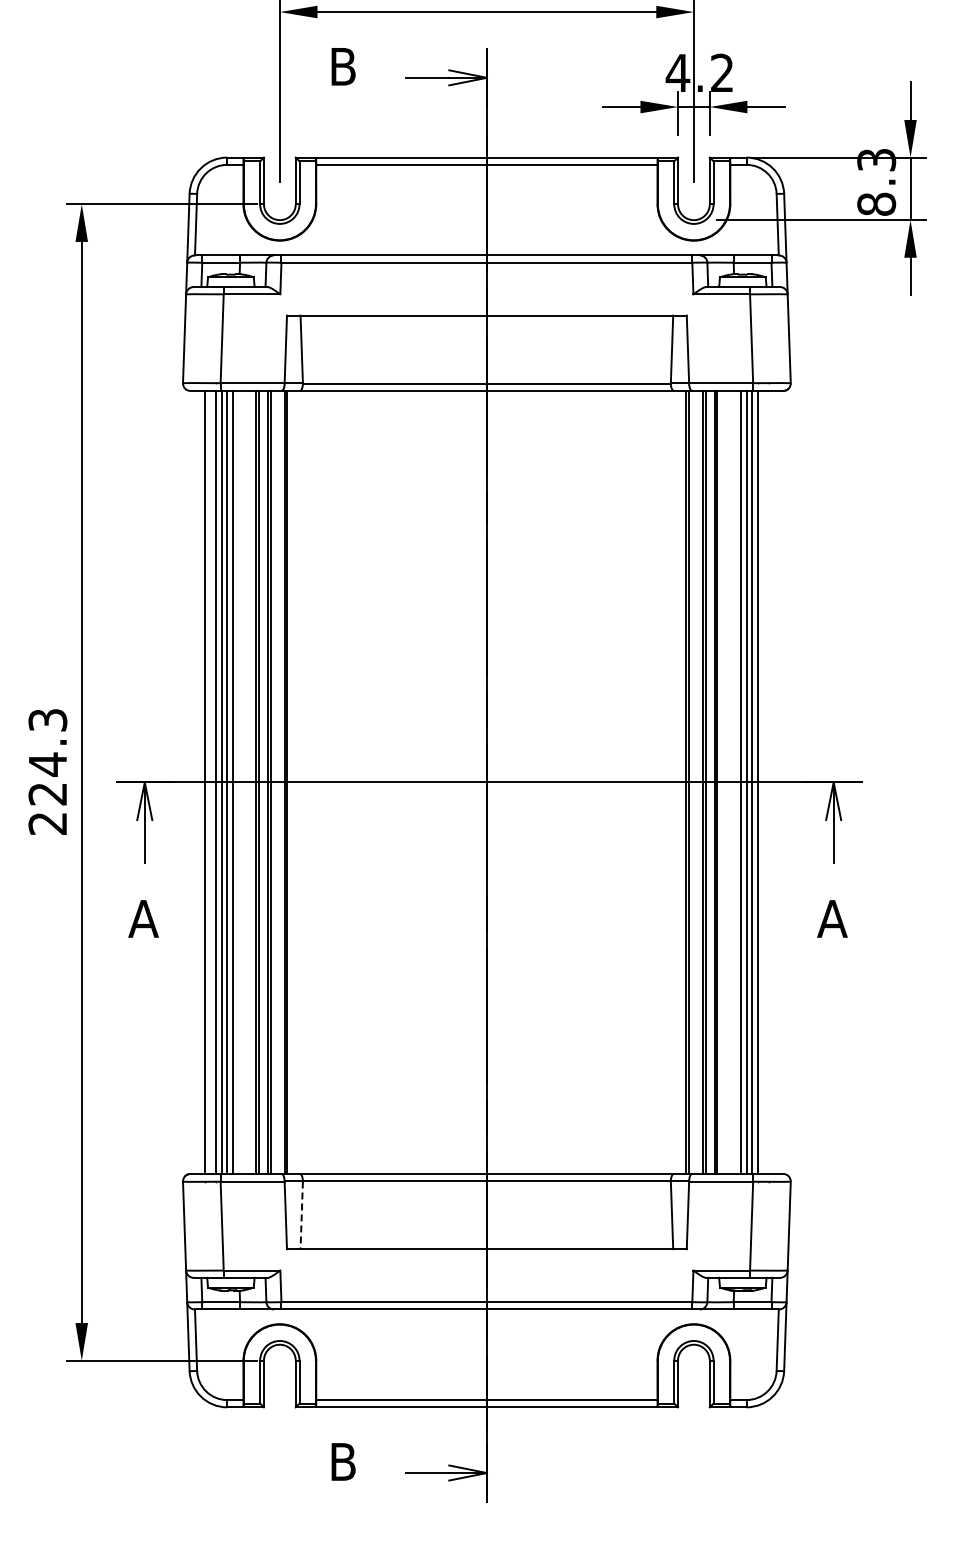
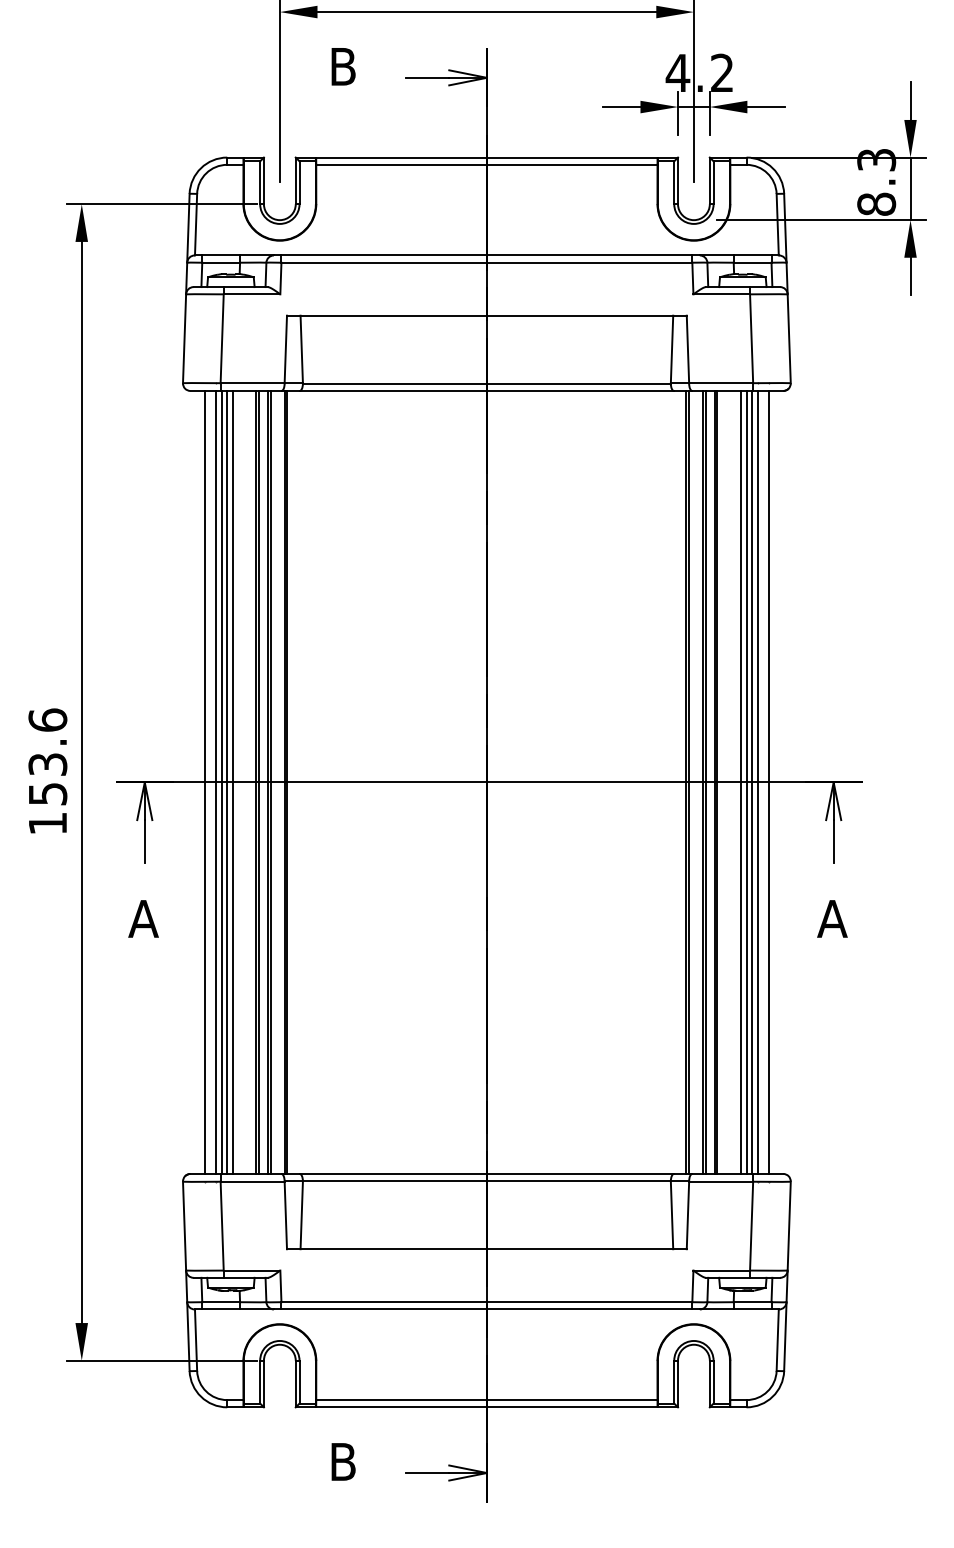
text: 224.3 -> 153.6 (47, 771)
line: none -> present (769, 781)
line: dashed -> solid (301, 1215)
